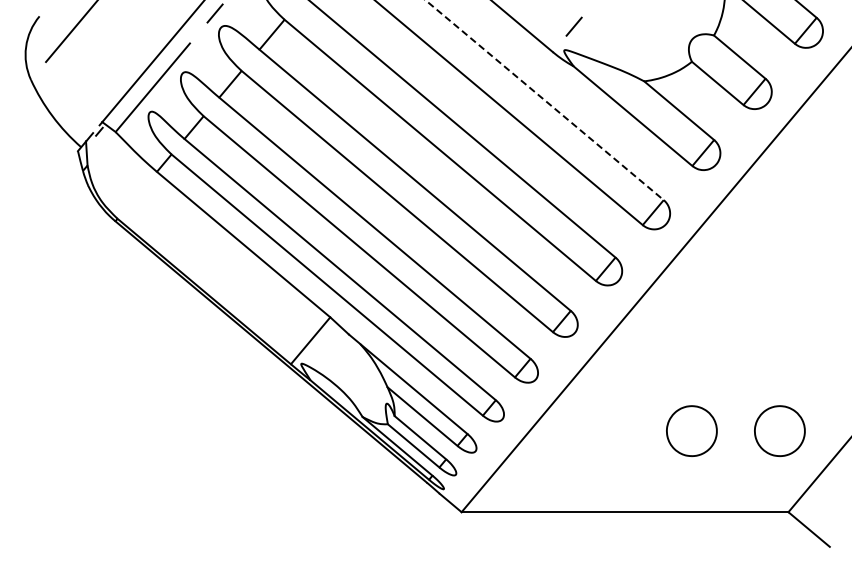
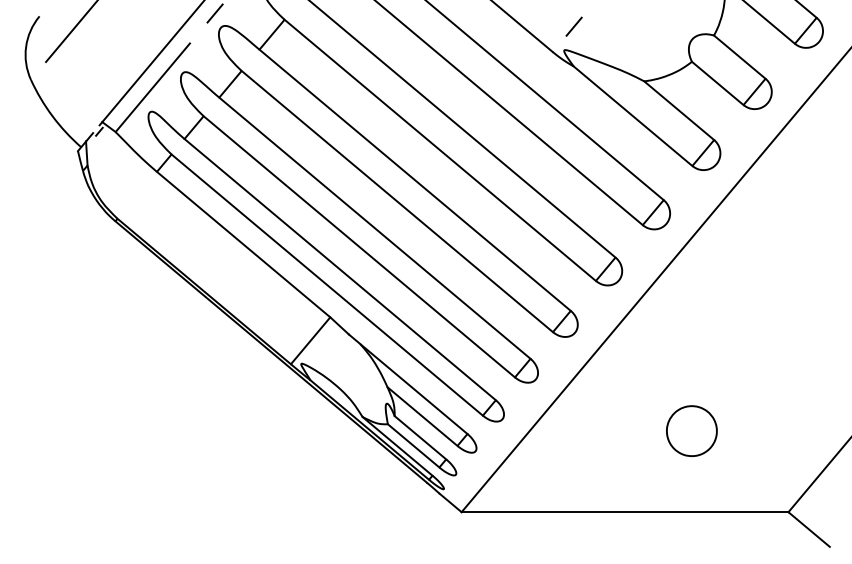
line: dashed -> solid (545, 100)
part: present -> none (779, 430)
